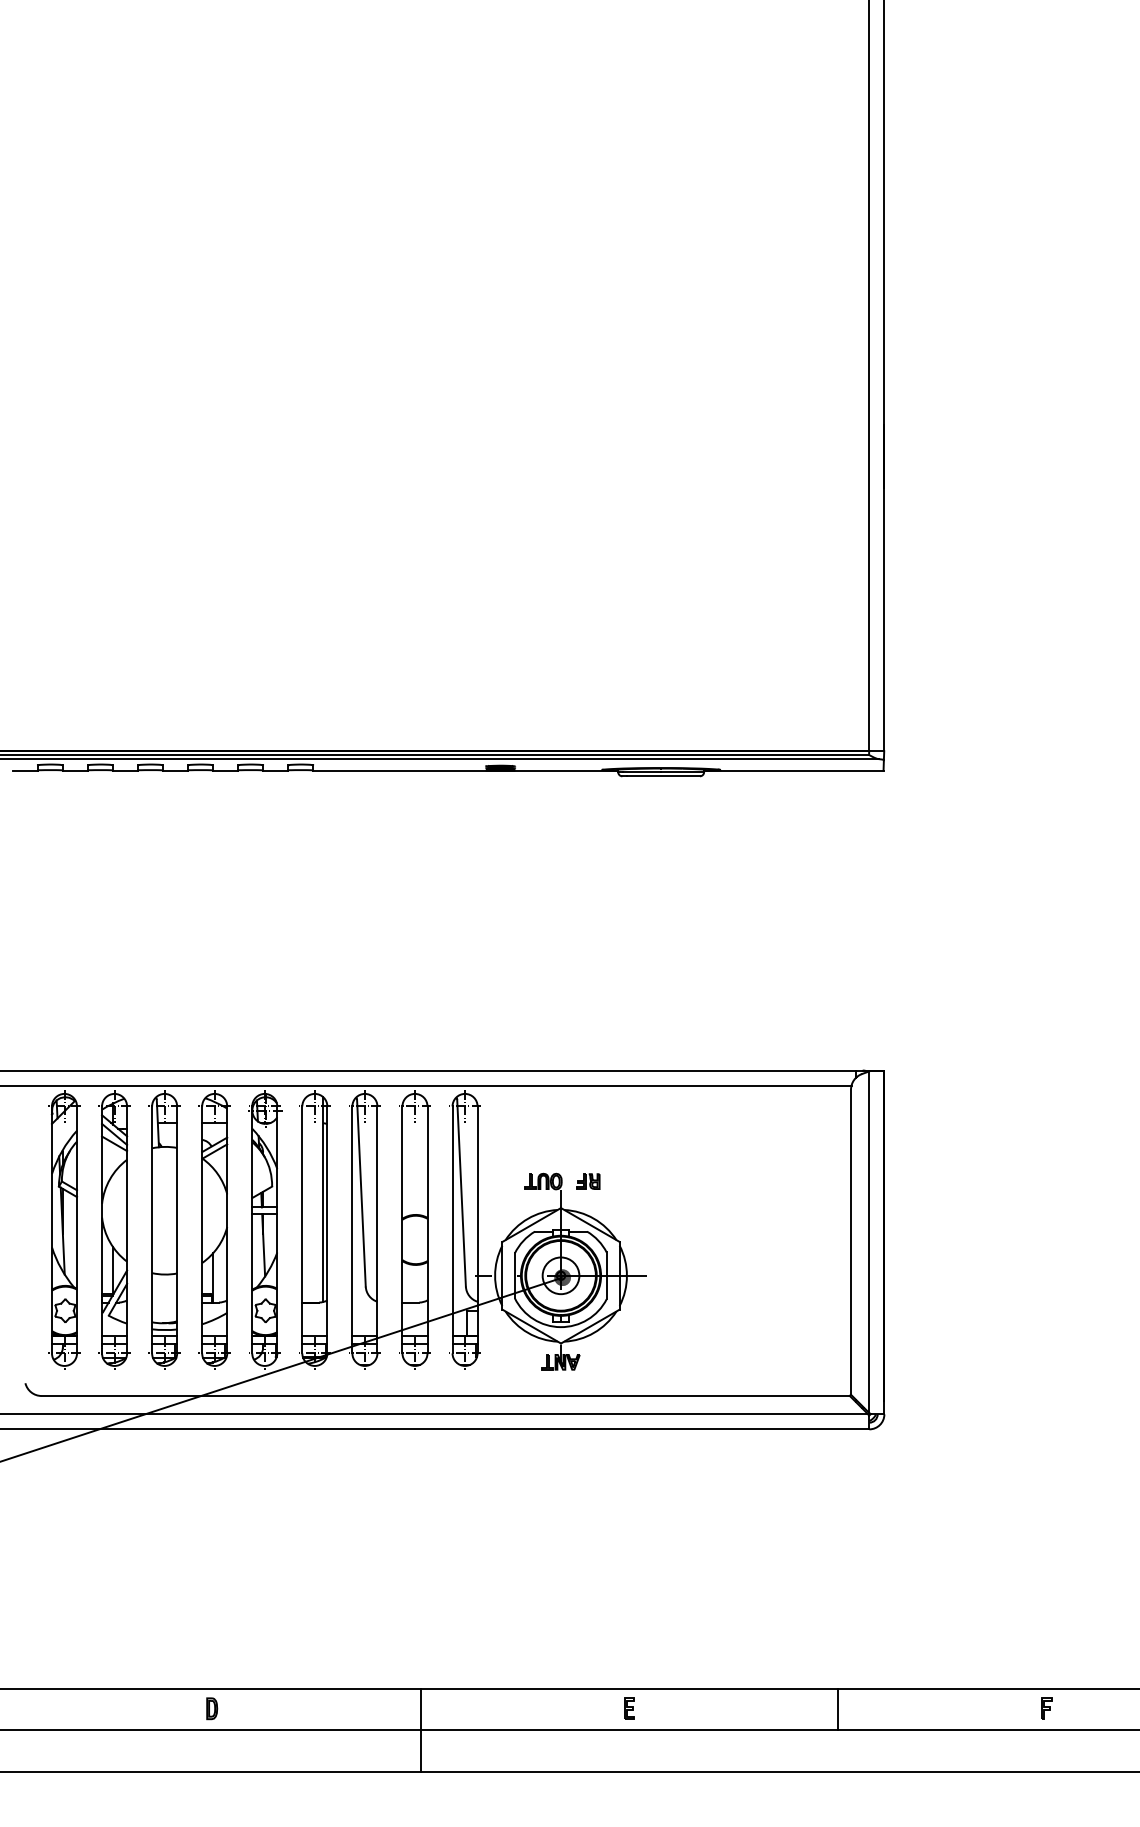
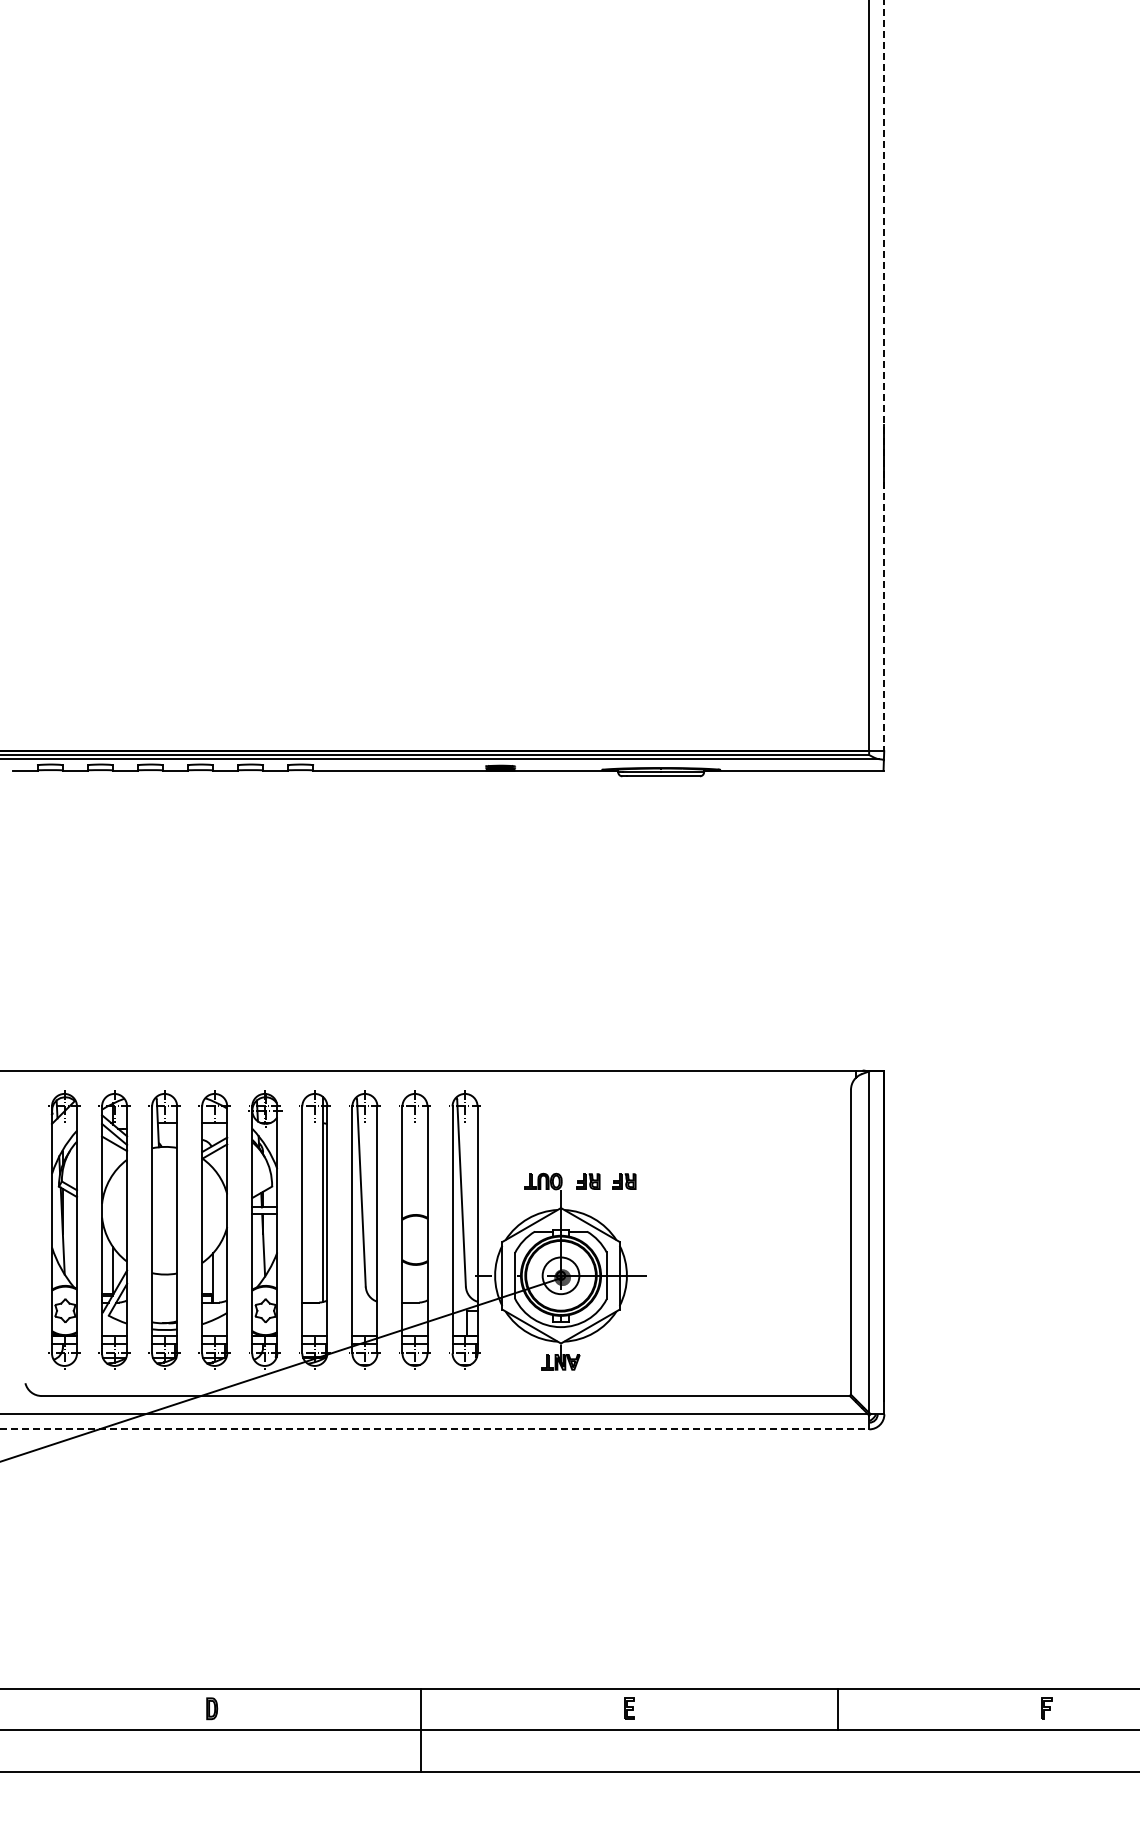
line: solid -> dashed (884, 376)
line: present -> none (426, 1085)
part: none -> present (624, 1181)
line: solid -> dashed (435, 1429)
